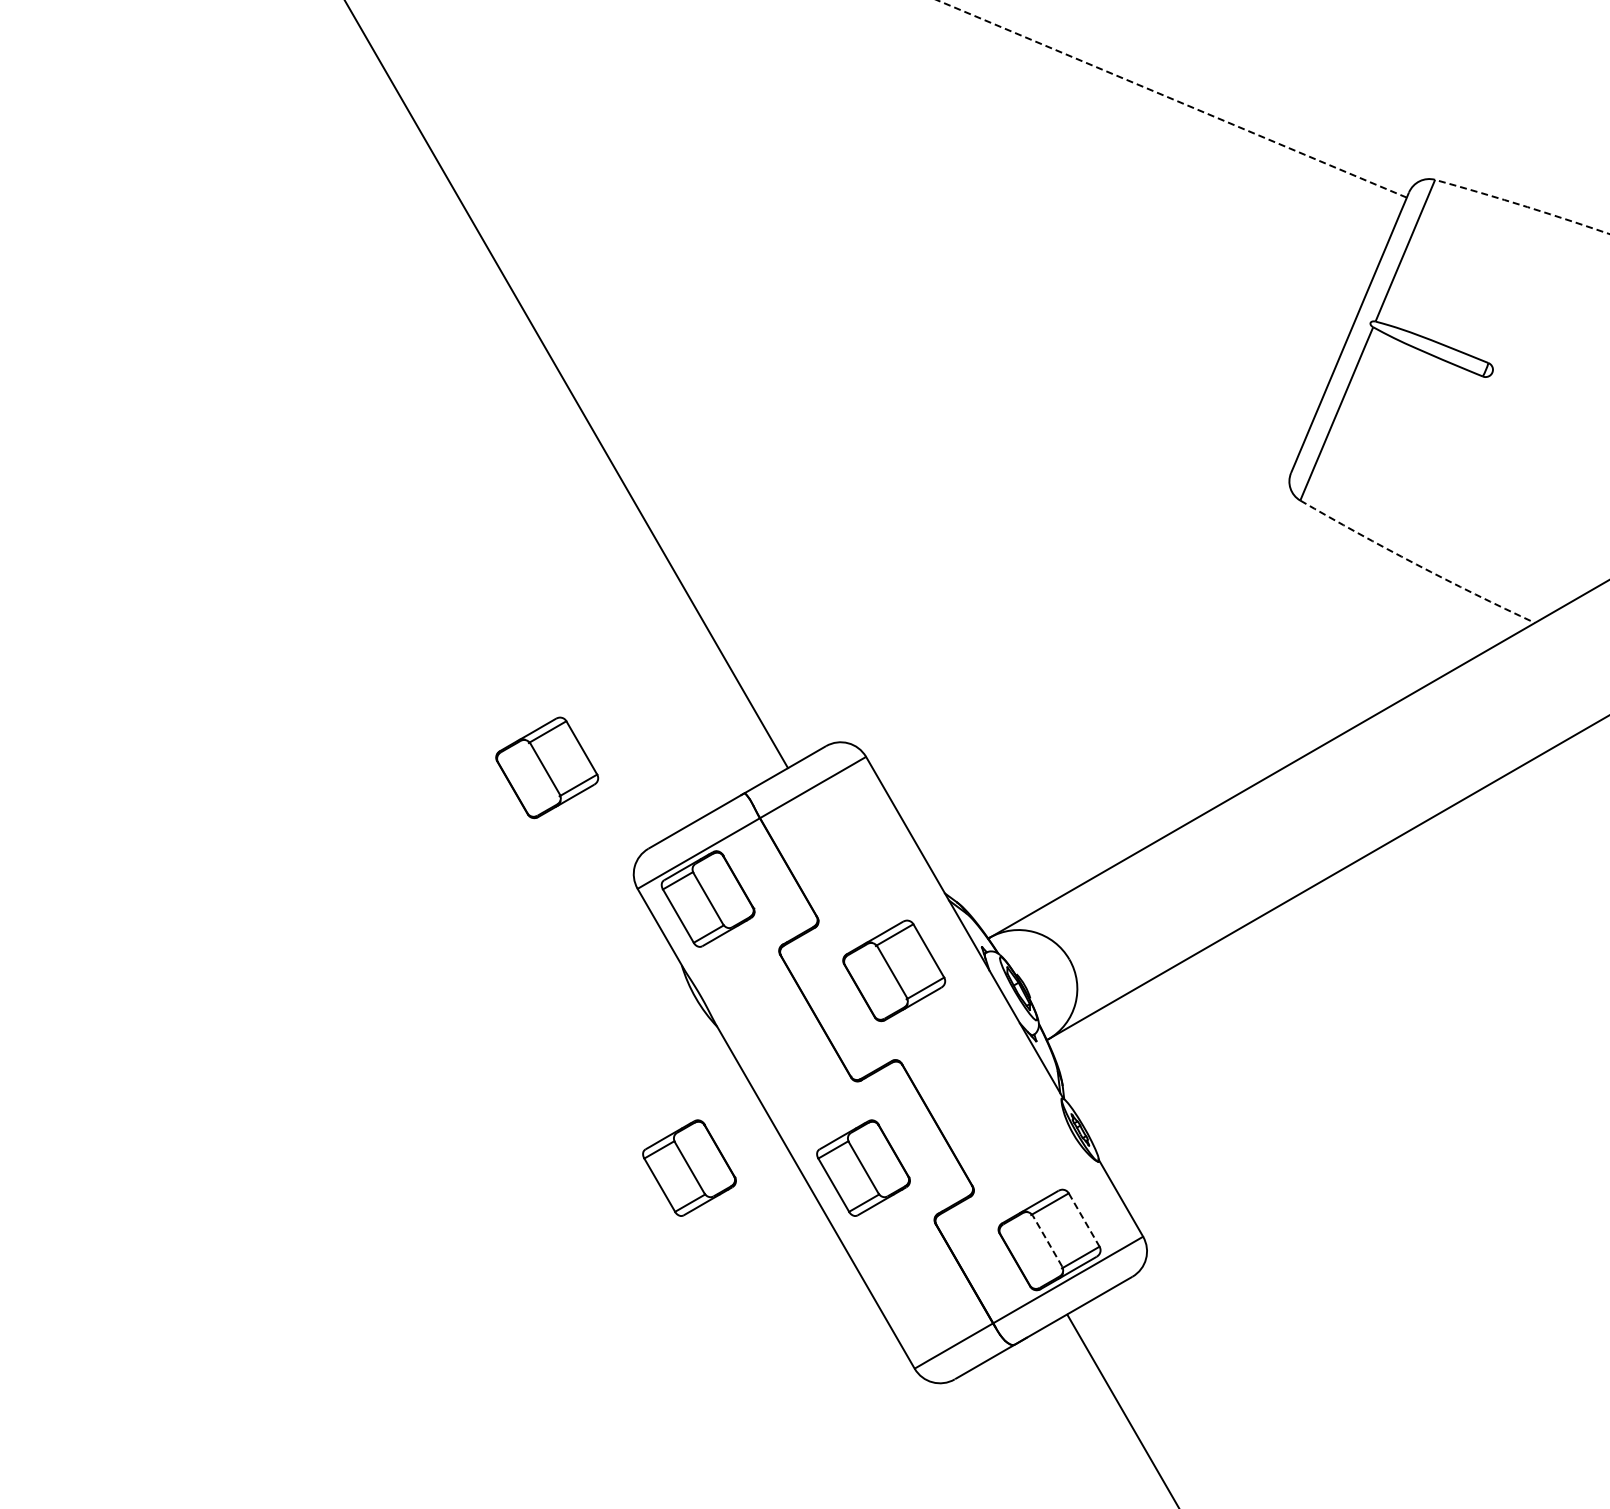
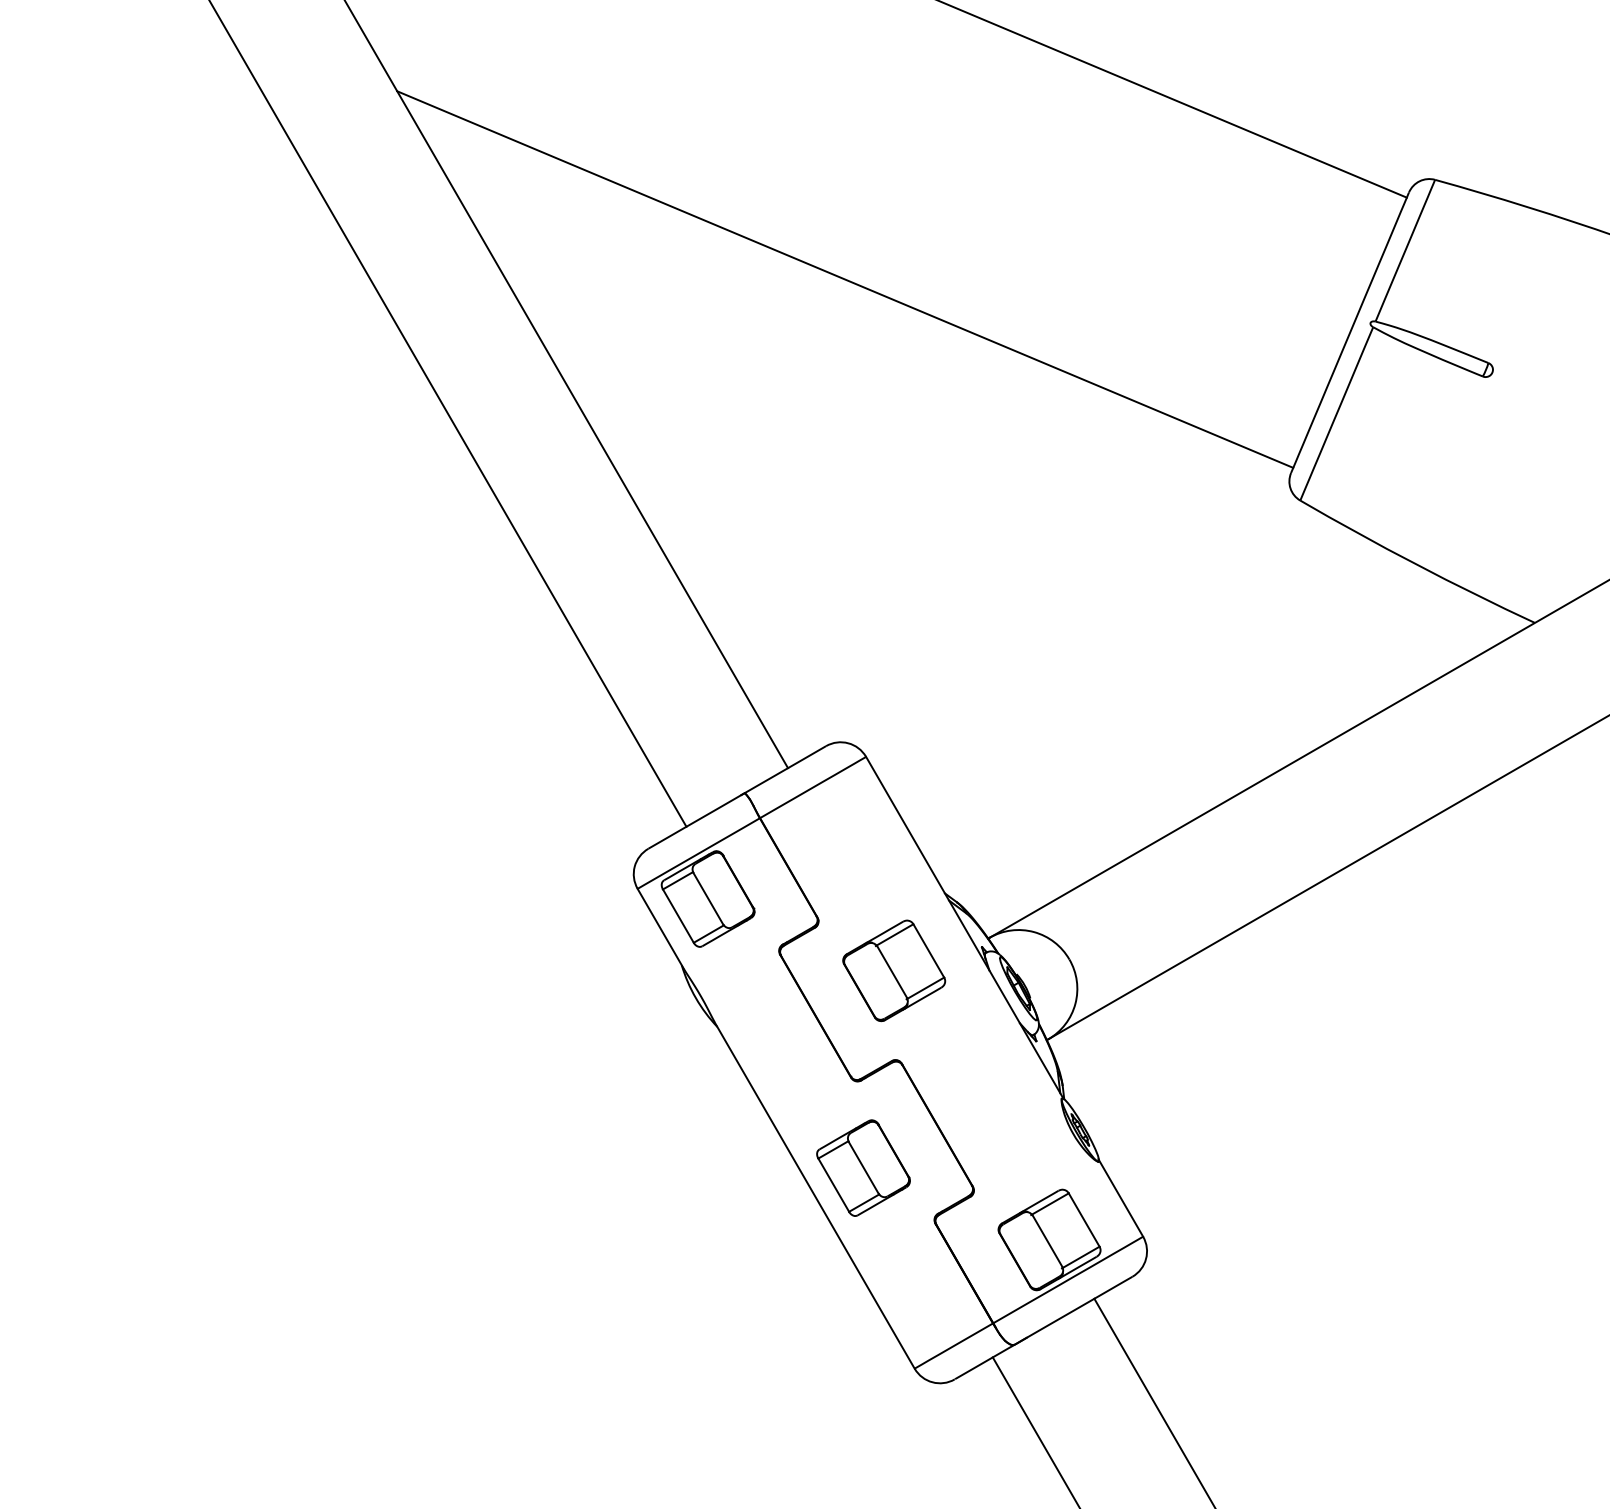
line: dashed -> solid (1171, 98)
arc: dashed -> solid (1522, 205)
line: none -> present (845, 279)
line: none -> present (448, 414)
arc: dashed -> solid (1416, 564)
part: present -> none (547, 767)
part: present -> none (689, 1167)
line: dashed -> solid (1084, 1220)
line: dashed -> solid (1047, 1240)
line position: (1122, 1409) -> (1153, 1401) (1153, 1401)
line: none -> present (1035, 1431)
